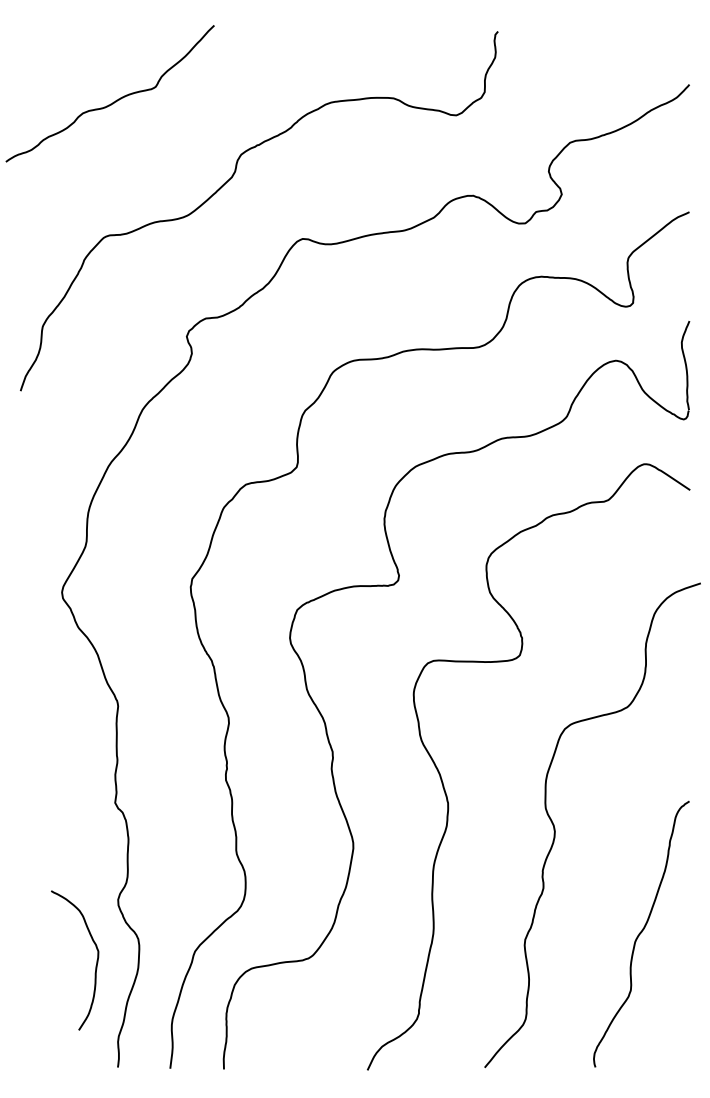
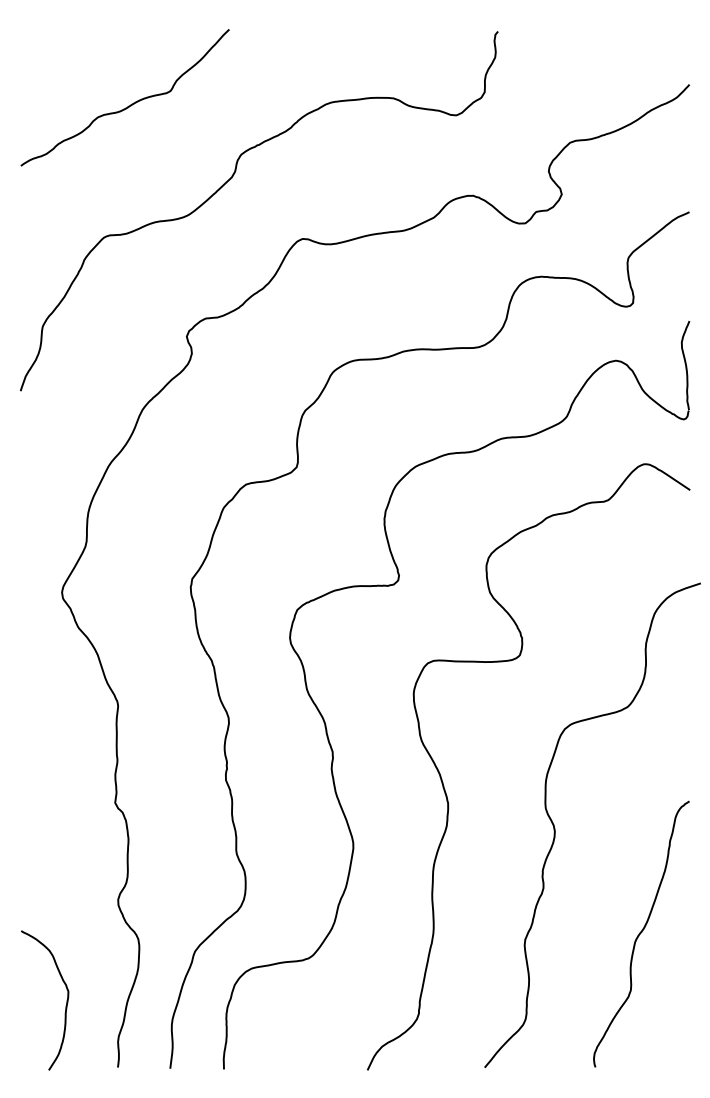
curve position: (113, 101) -> (128, 105) (128, 105)
curve position: (95, 965) -> (65, 1005) (65, 1005)
